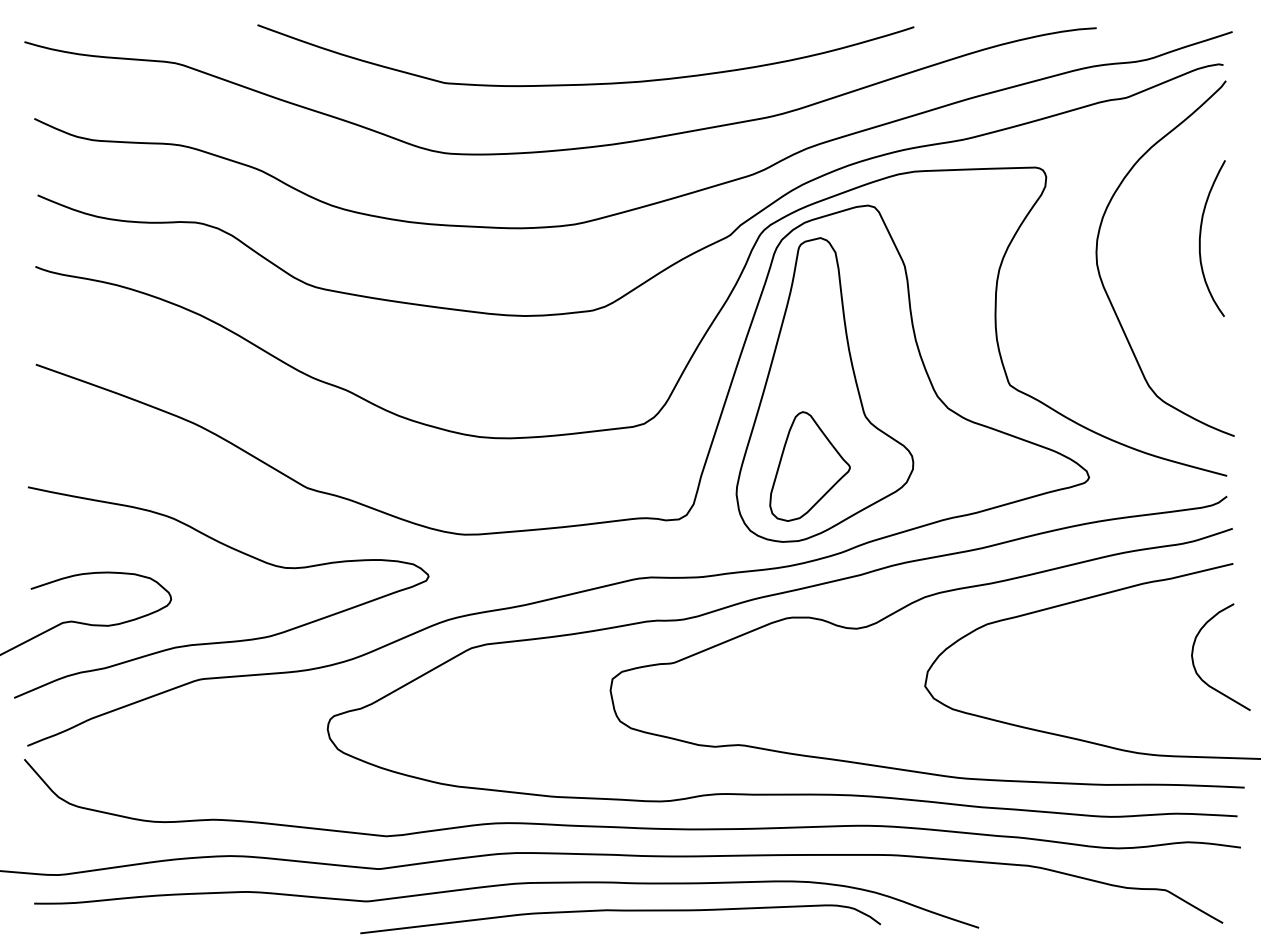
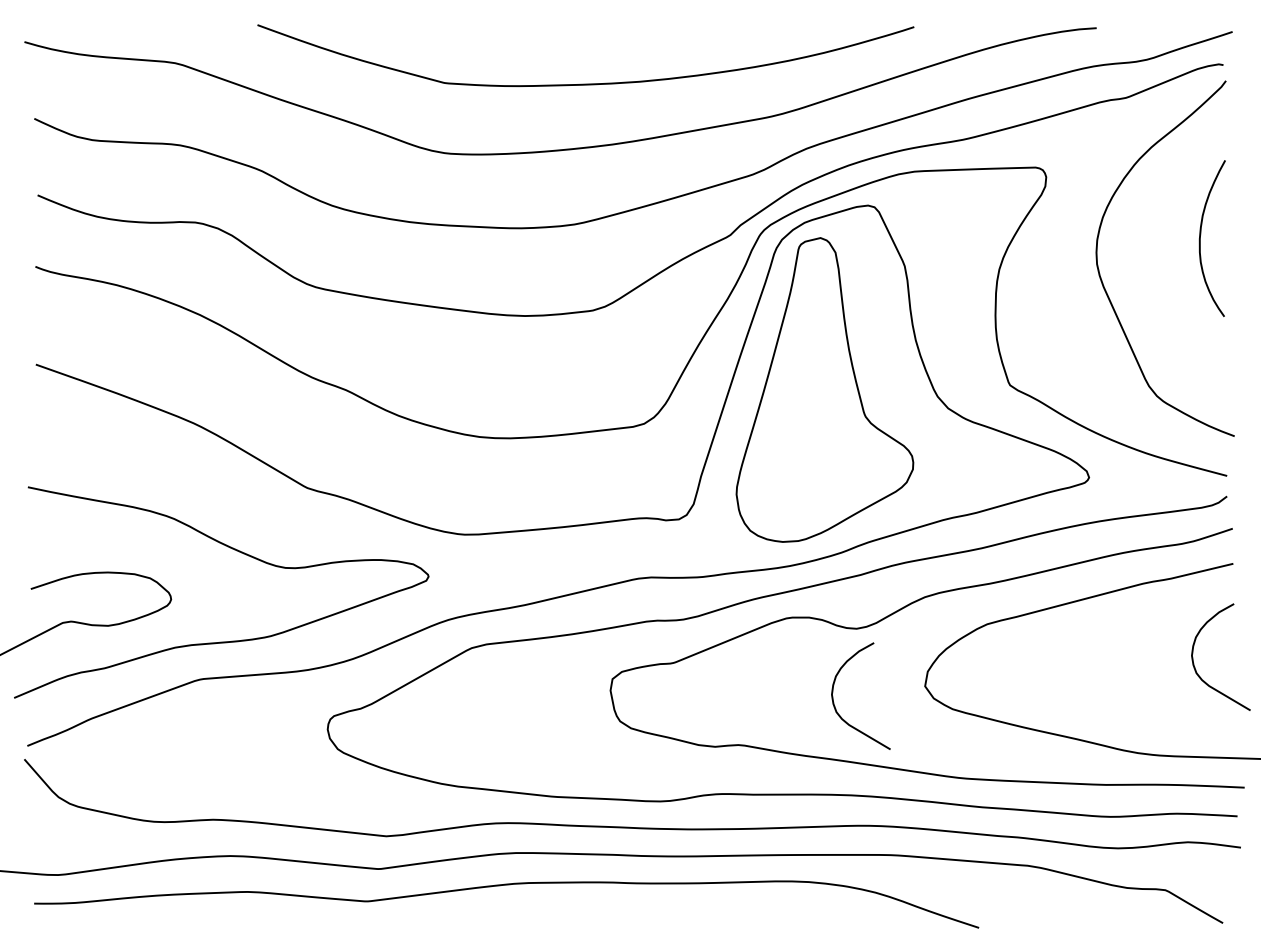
part: present -> none (809, 466)
curve: none -> present (834, 702)
curve: present -> none (620, 911)
